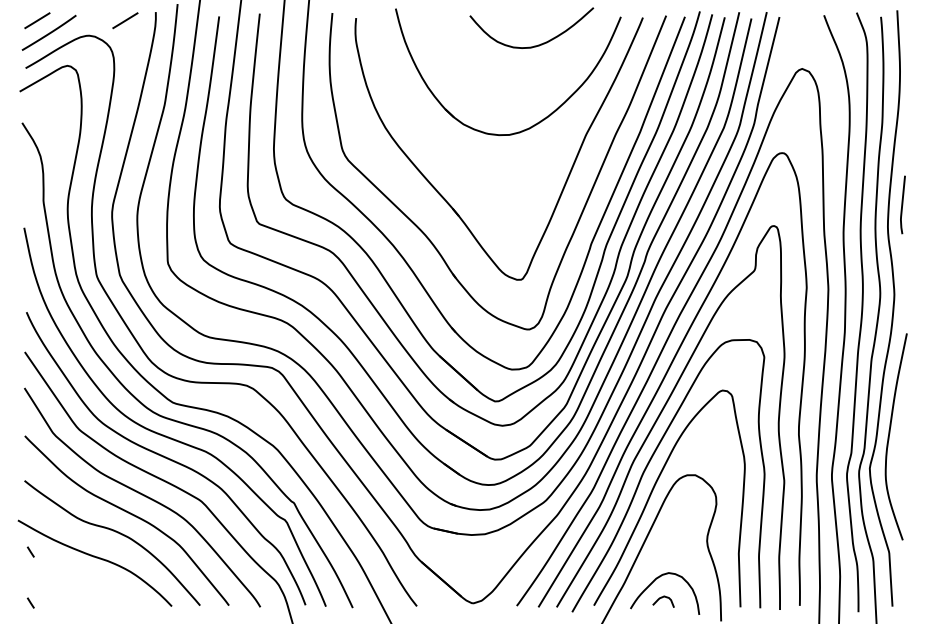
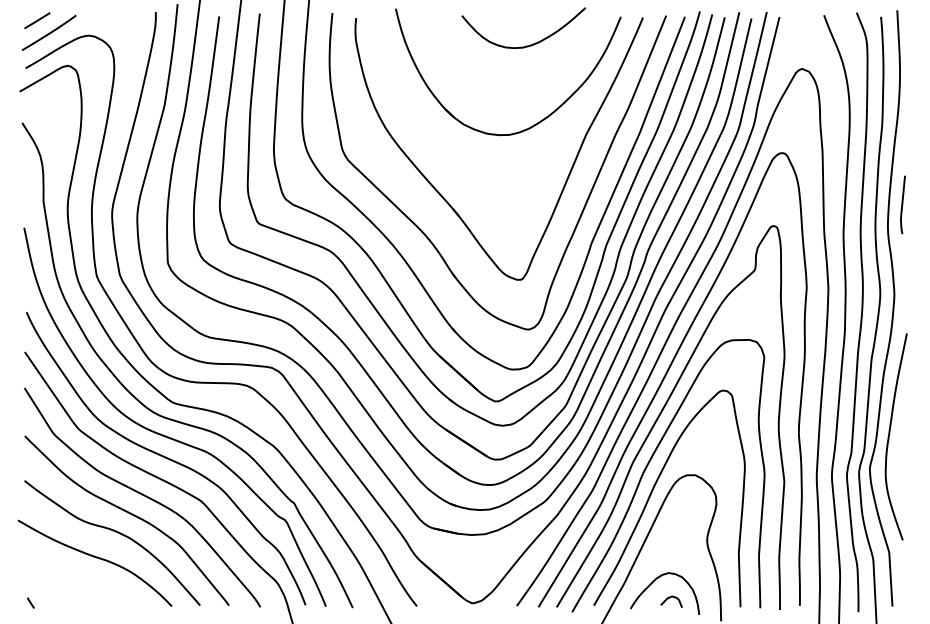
line: present -> none (125, 20)
curve position: (534, 45) -> (526, 45) (526, 45)
line: present -> none (30, 551)
curve position: (662, 598) -> (670, 598) (670, 598)
